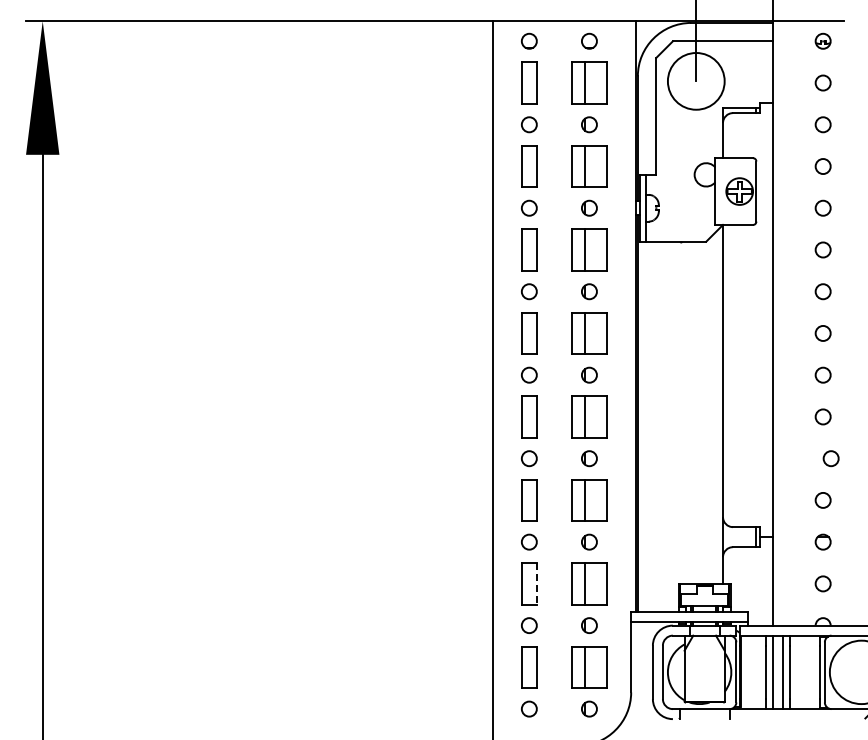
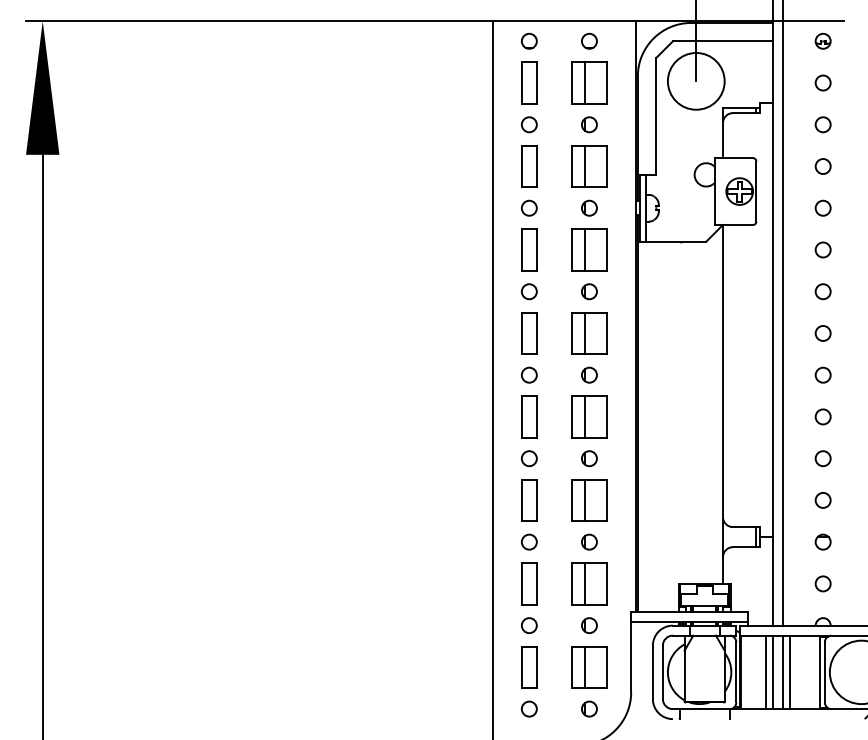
line: none -> present (783, 313)
circle position: (830, 458) -> (822, 458) (822, 458)
line: dashed -> solid (536, 583)
